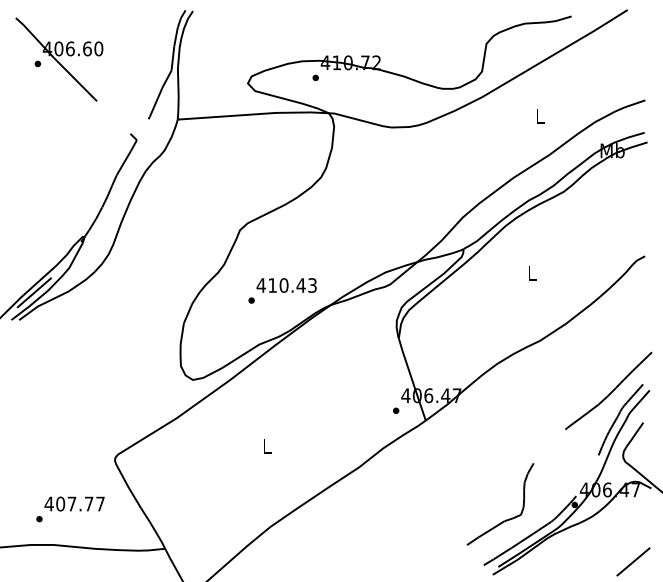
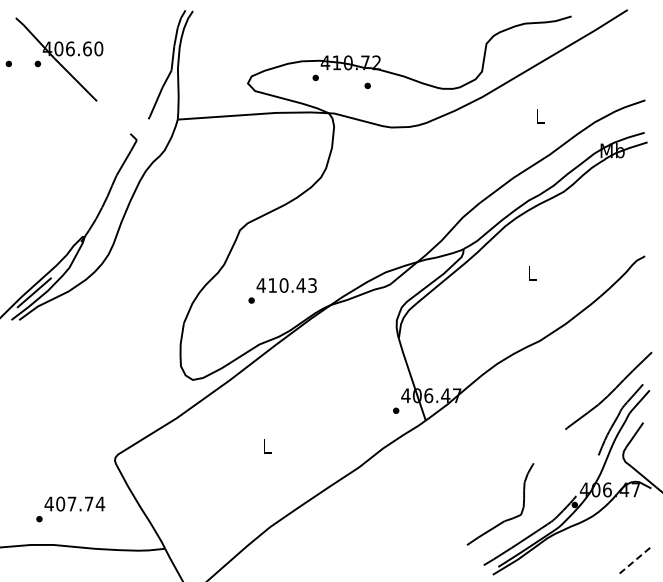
part: none -> present (8, 63)
part: none -> present (367, 85)
text: 407.77 -> 407.74 (100, 503)
line: solid -> dashed (633, 561)
